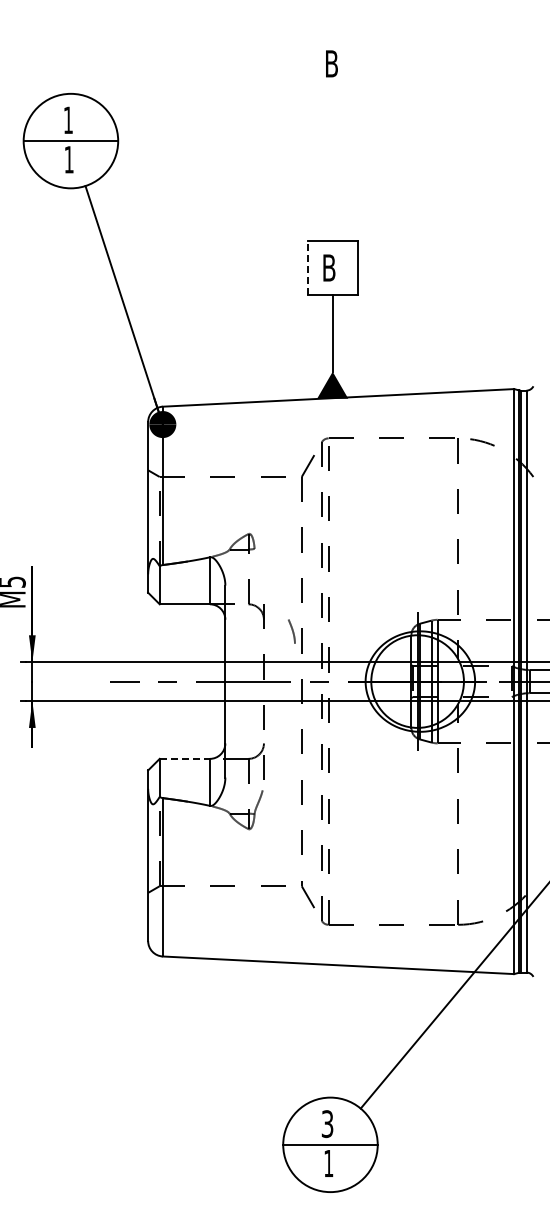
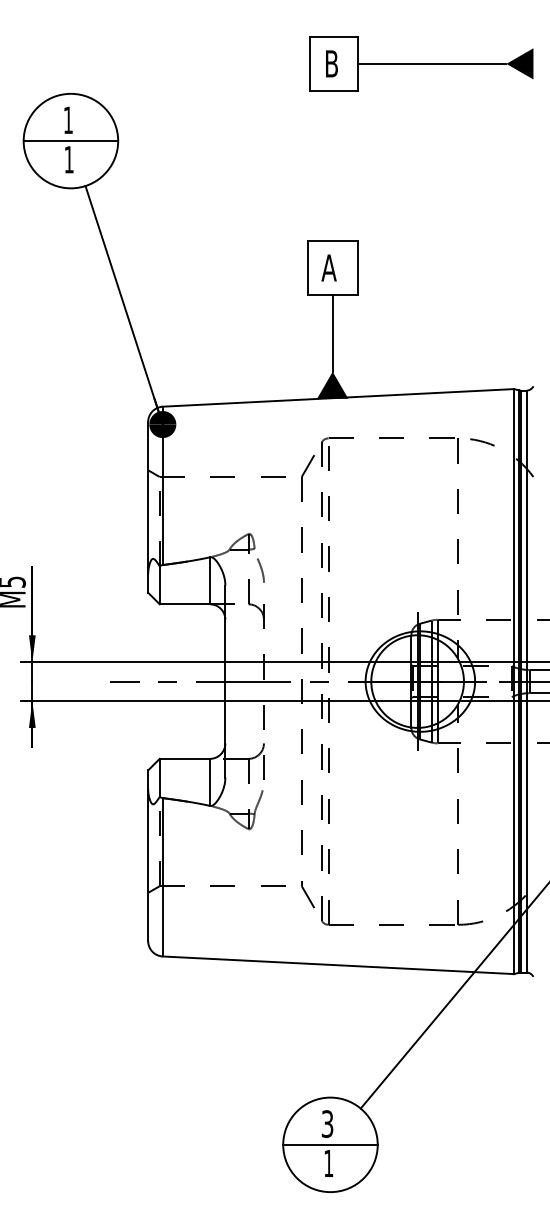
part: none -> present (421, 63)
line: dashed -> solid (307, 267)
text: B -> A (328, 267)
line position: (291, 630) -> (260, 569) (260, 569)
line: dashed -> solid (185, 758)
